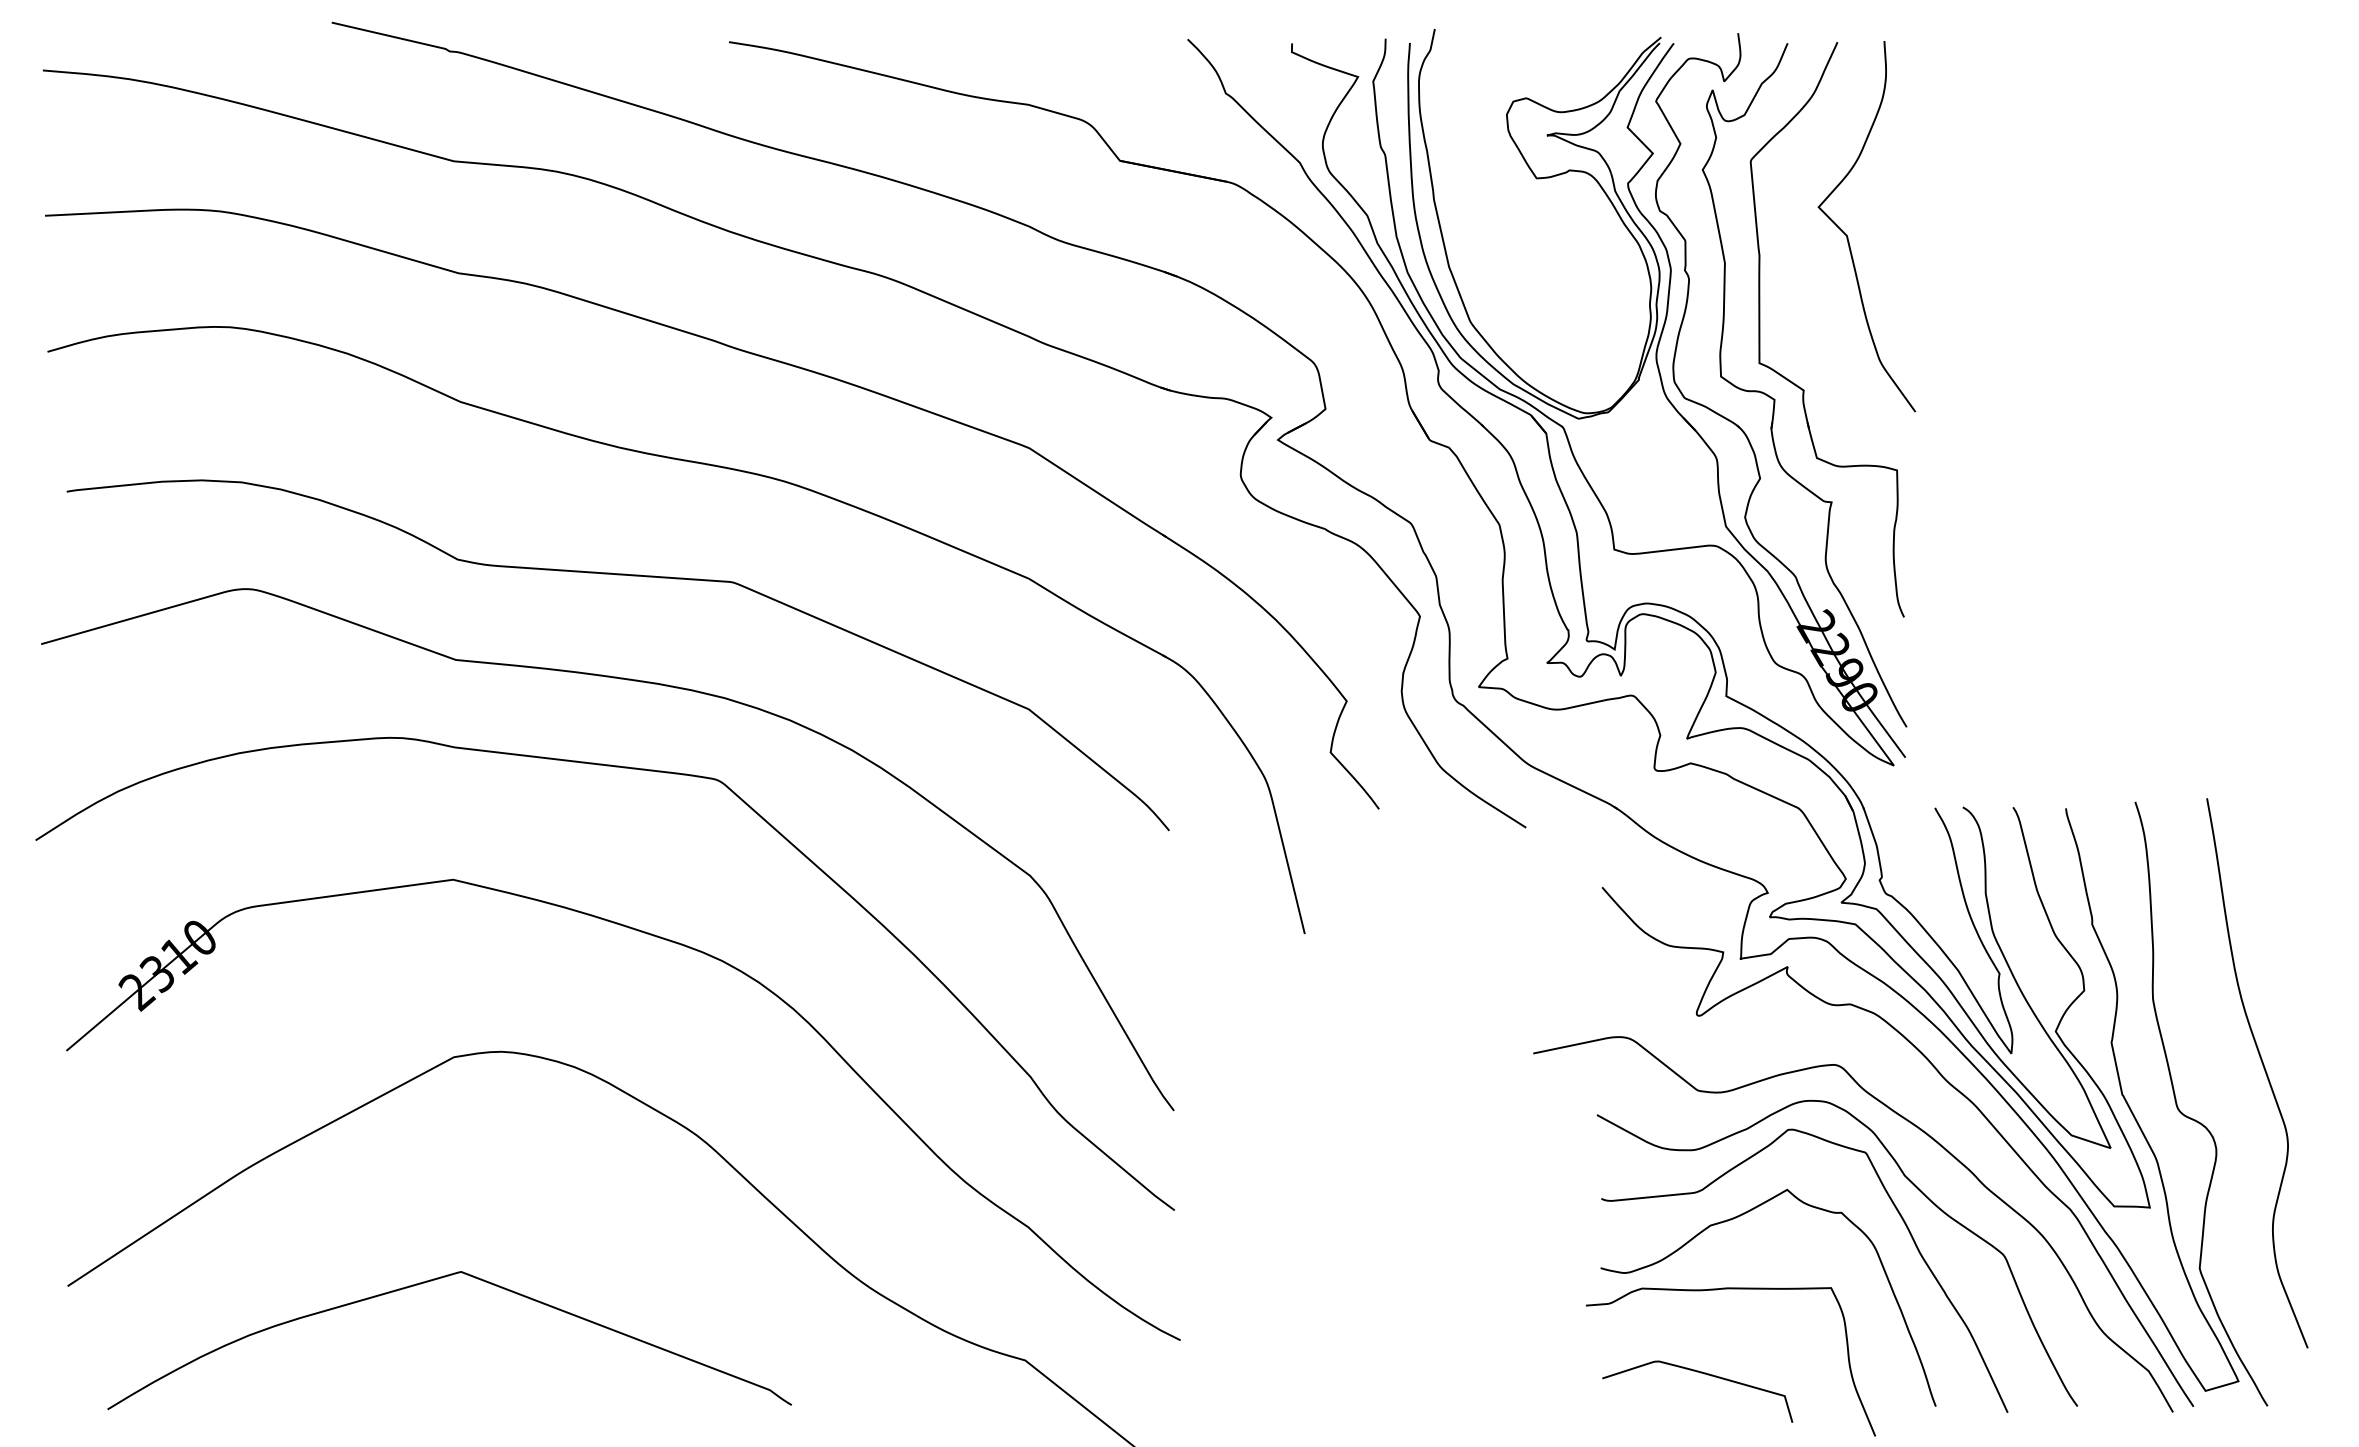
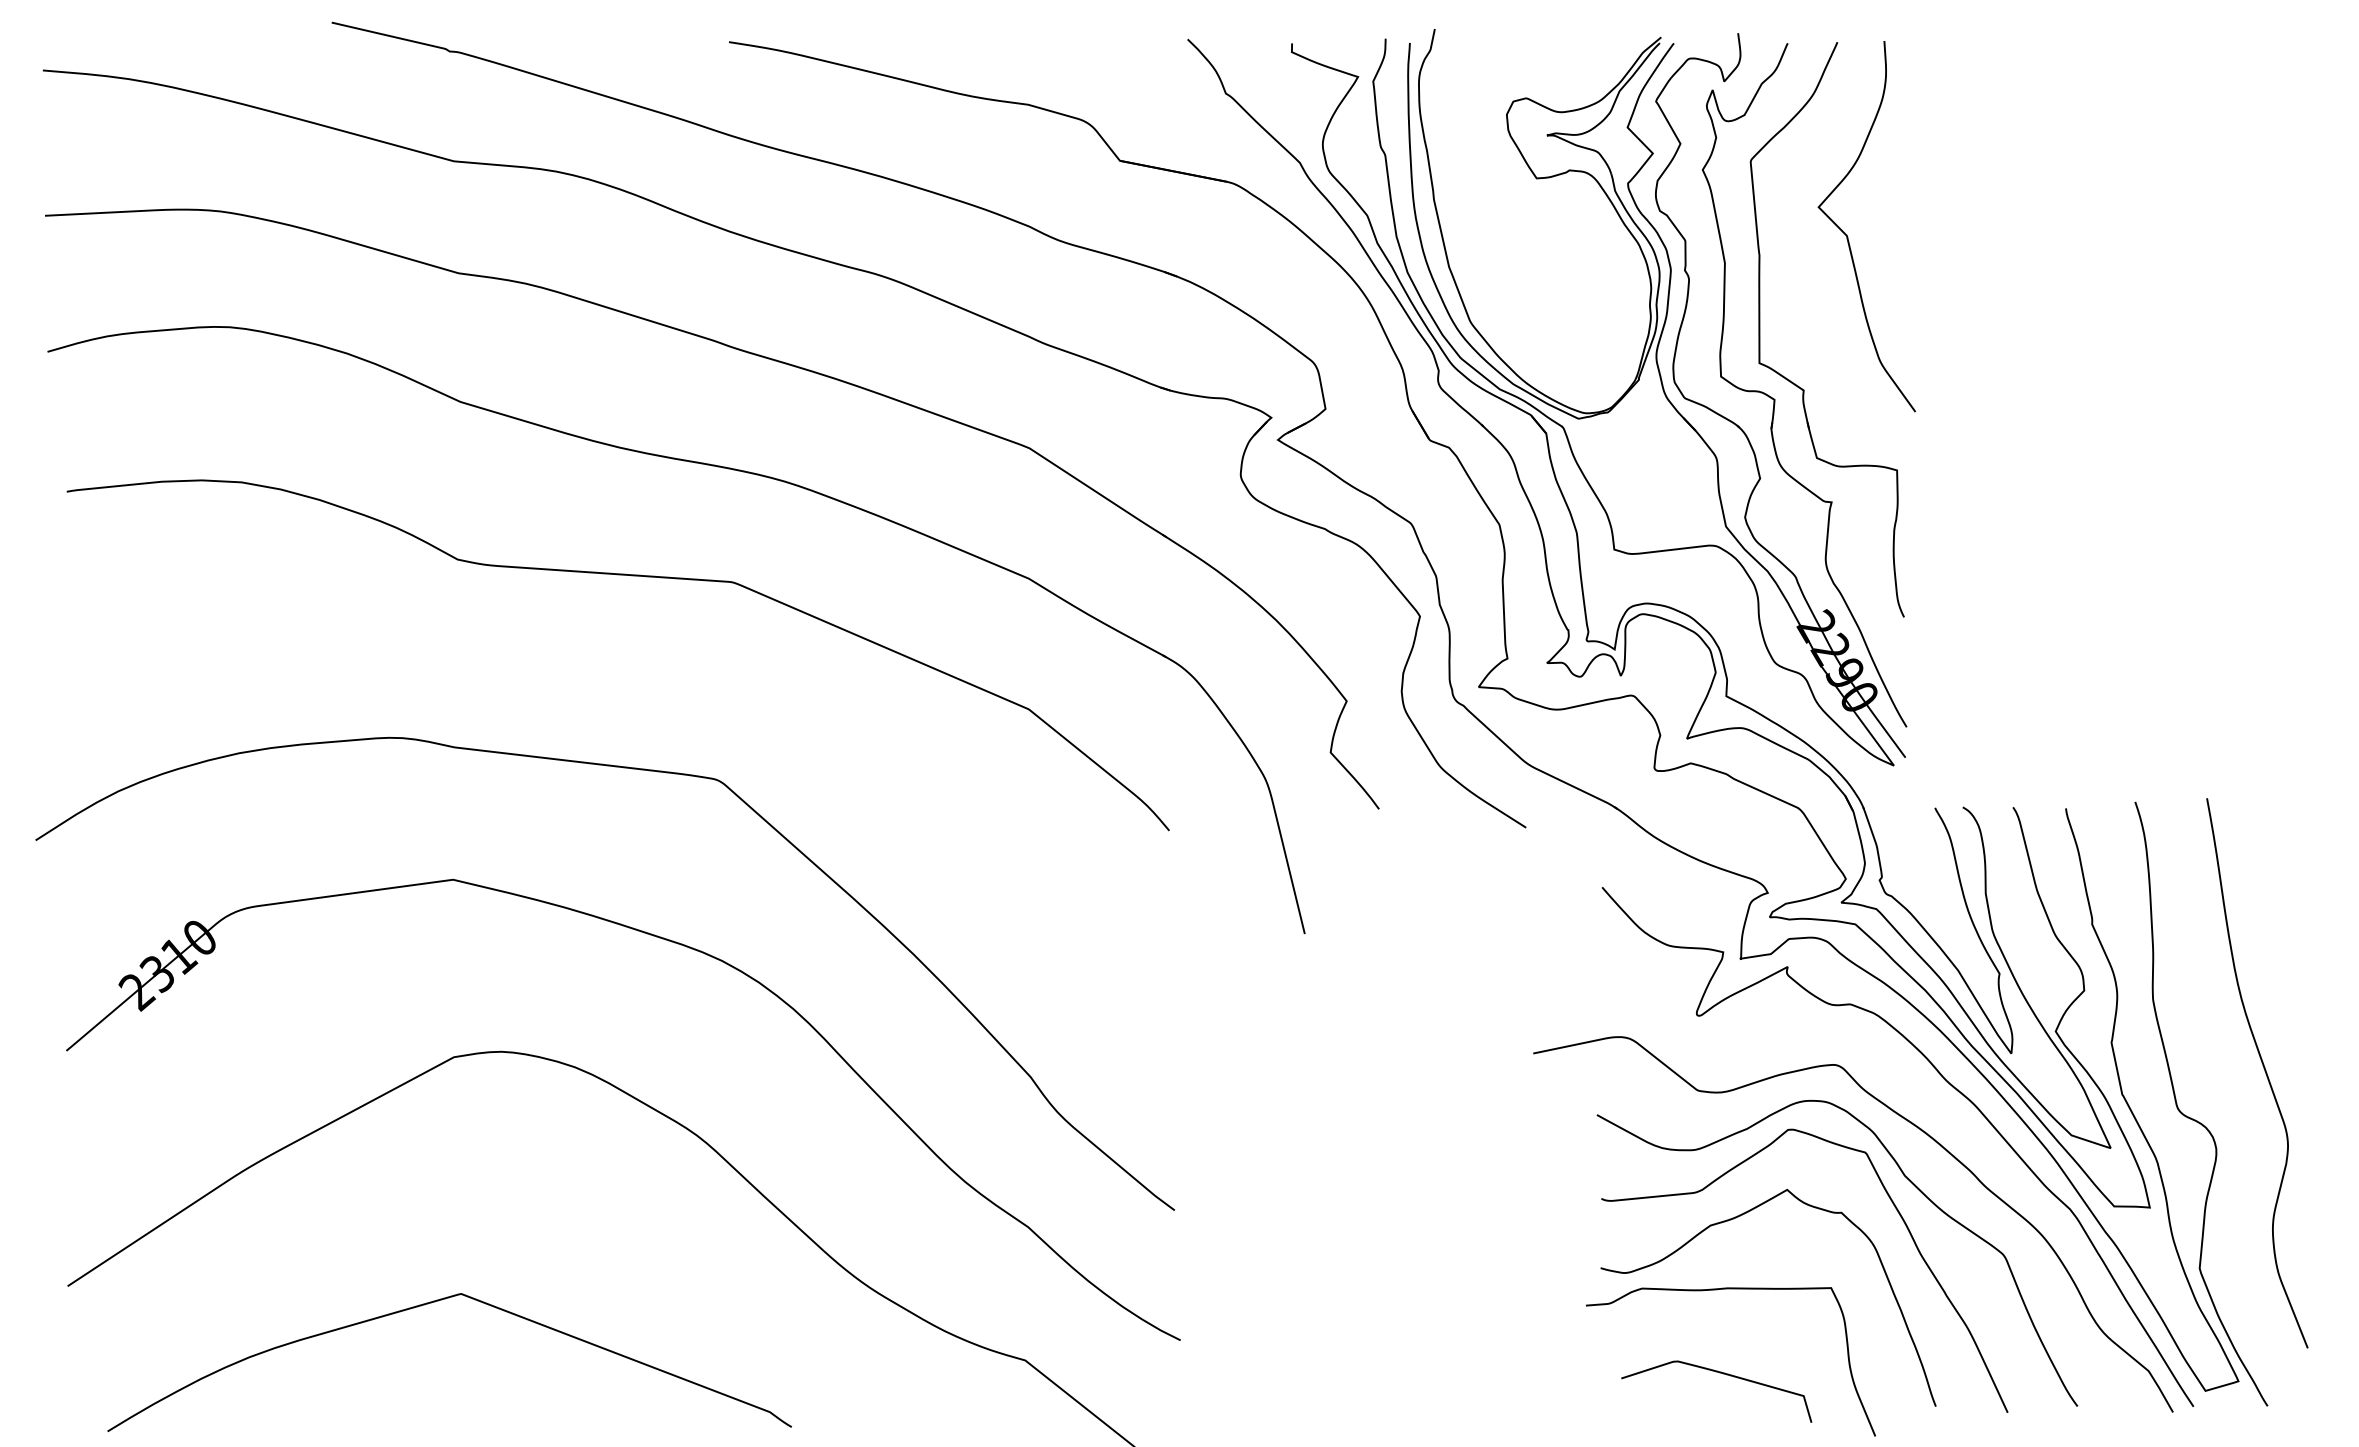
curve: present -> none (633, 681)
curve position: (435, 1280) -> (435, 1302) (435, 1302)
curve position: (1700, 1373) -> (1719, 1373) (1719, 1373)
